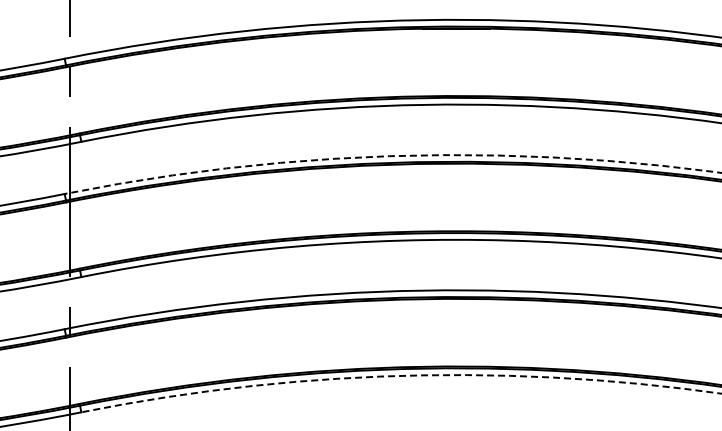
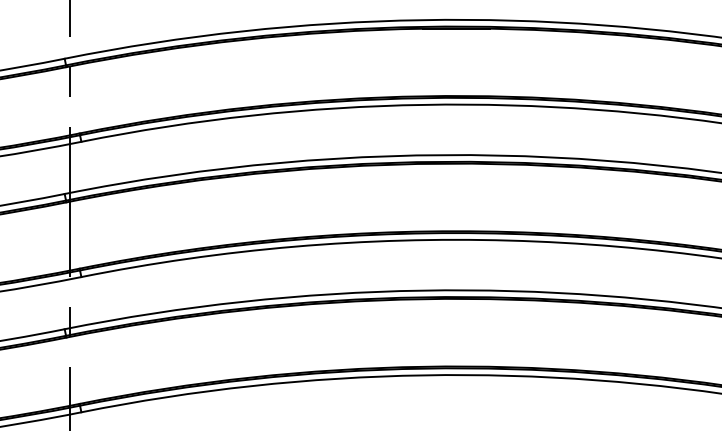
arc: dashed -> solid (392, 156)
arc: dashed -> solid (400, 376)
